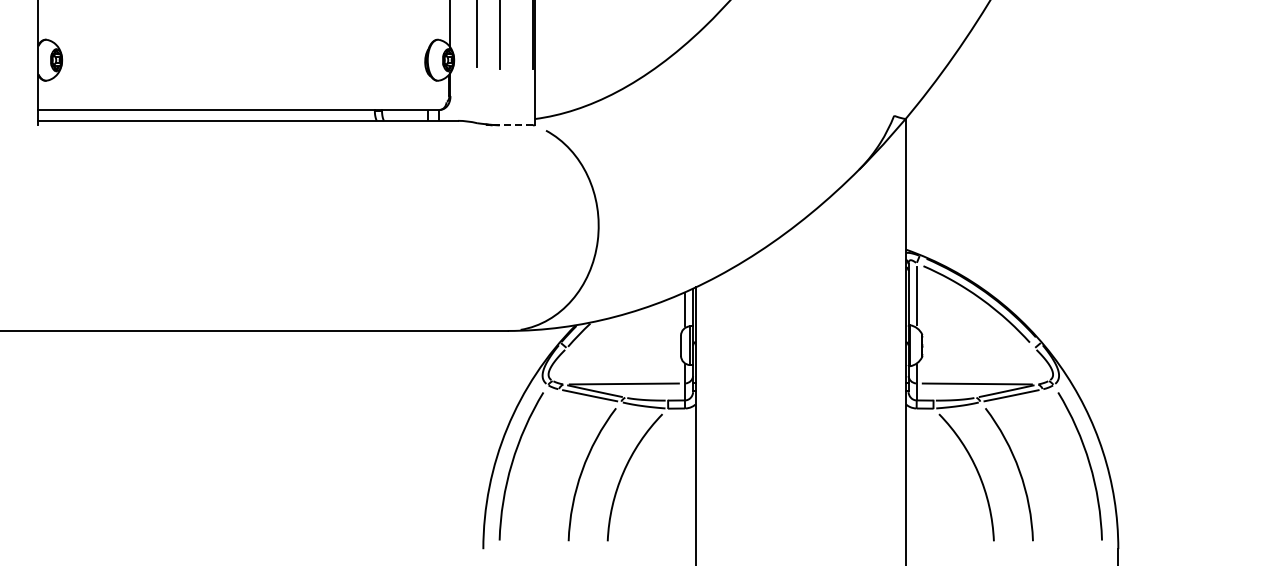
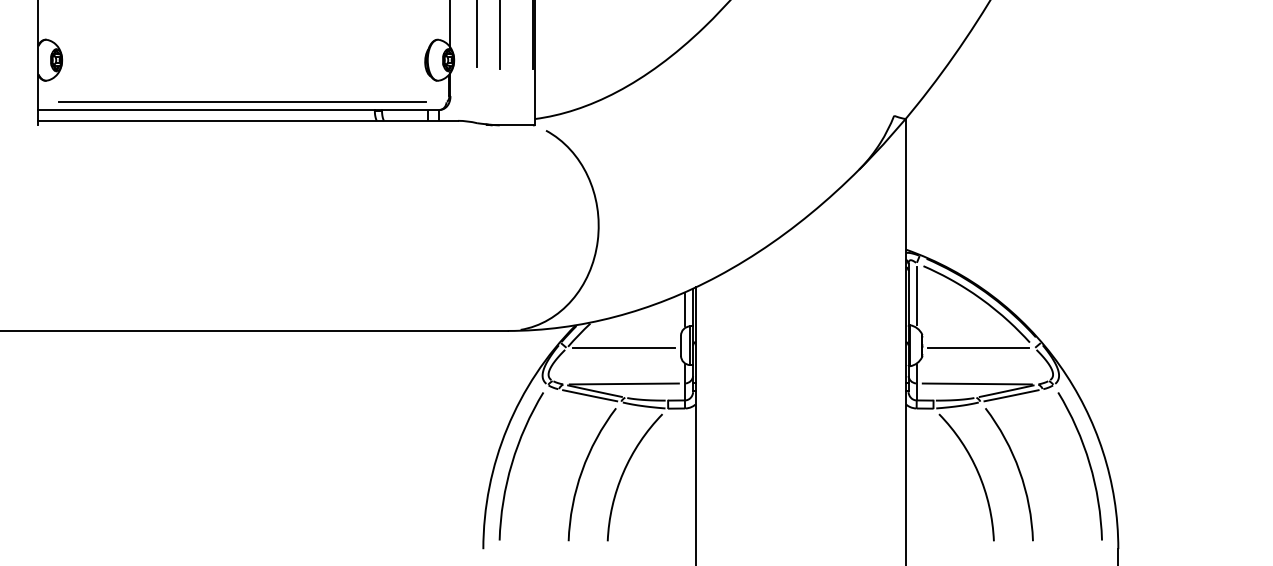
line: none -> present (242, 101)
line: dashed -> solid (512, 125)
line: none -> present (623, 348)
line: none -> present (978, 348)
